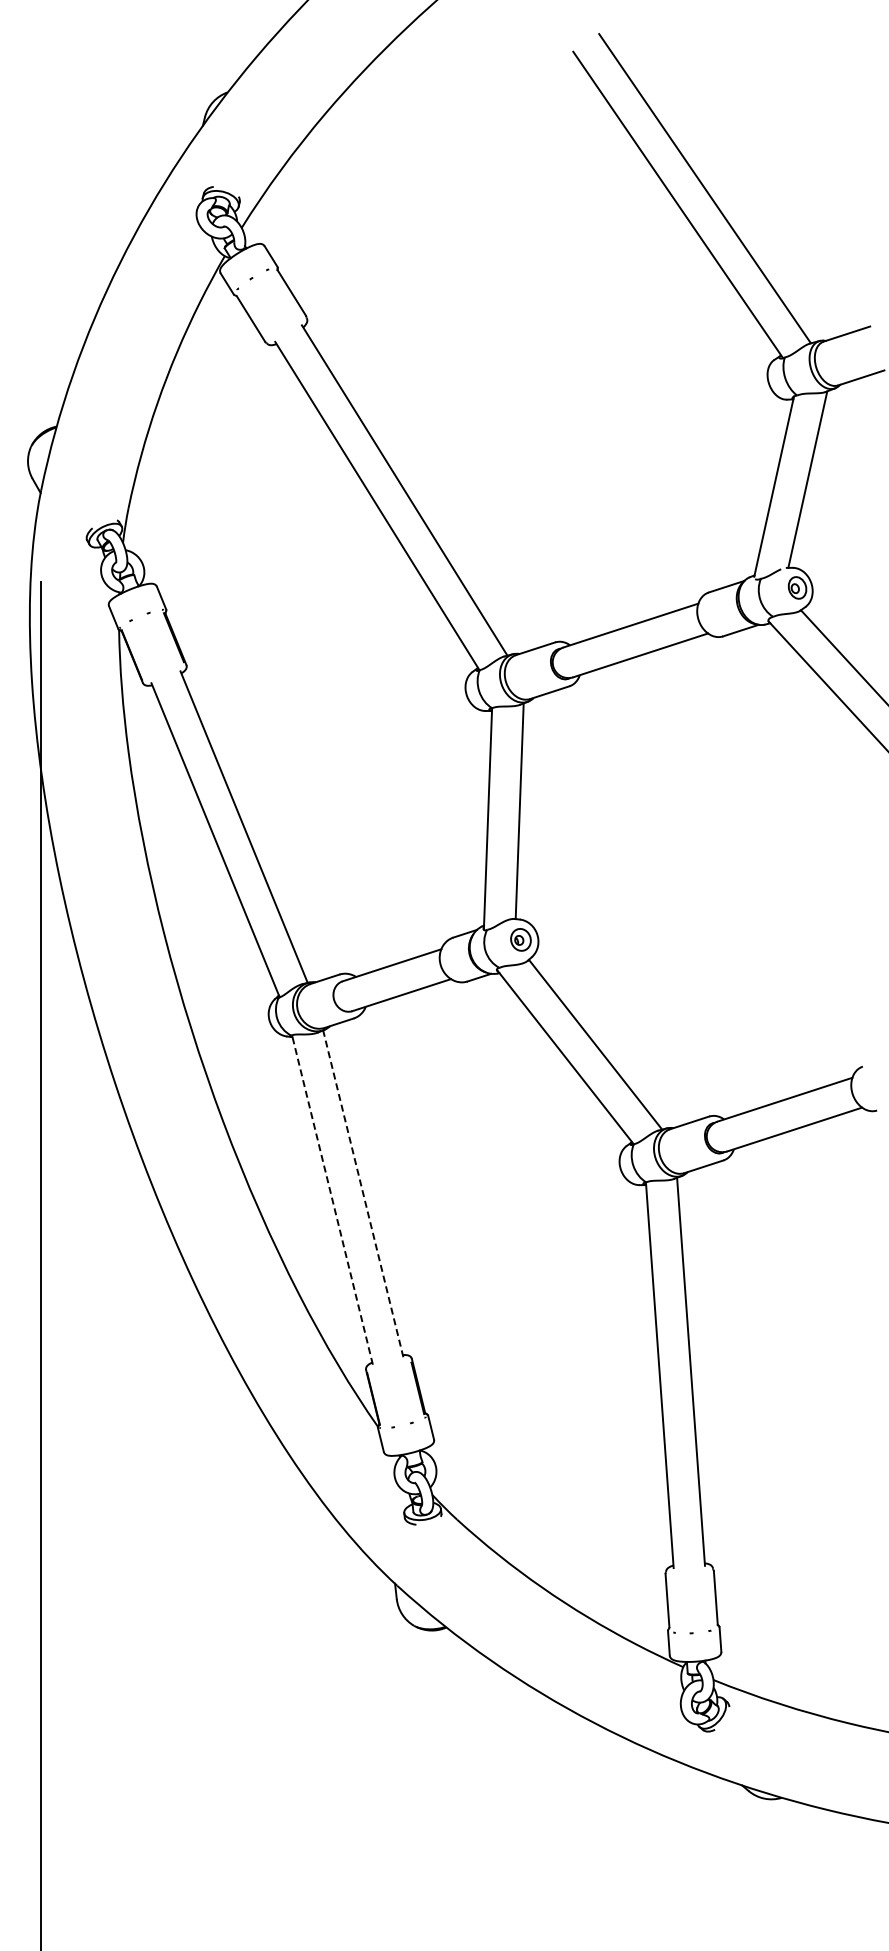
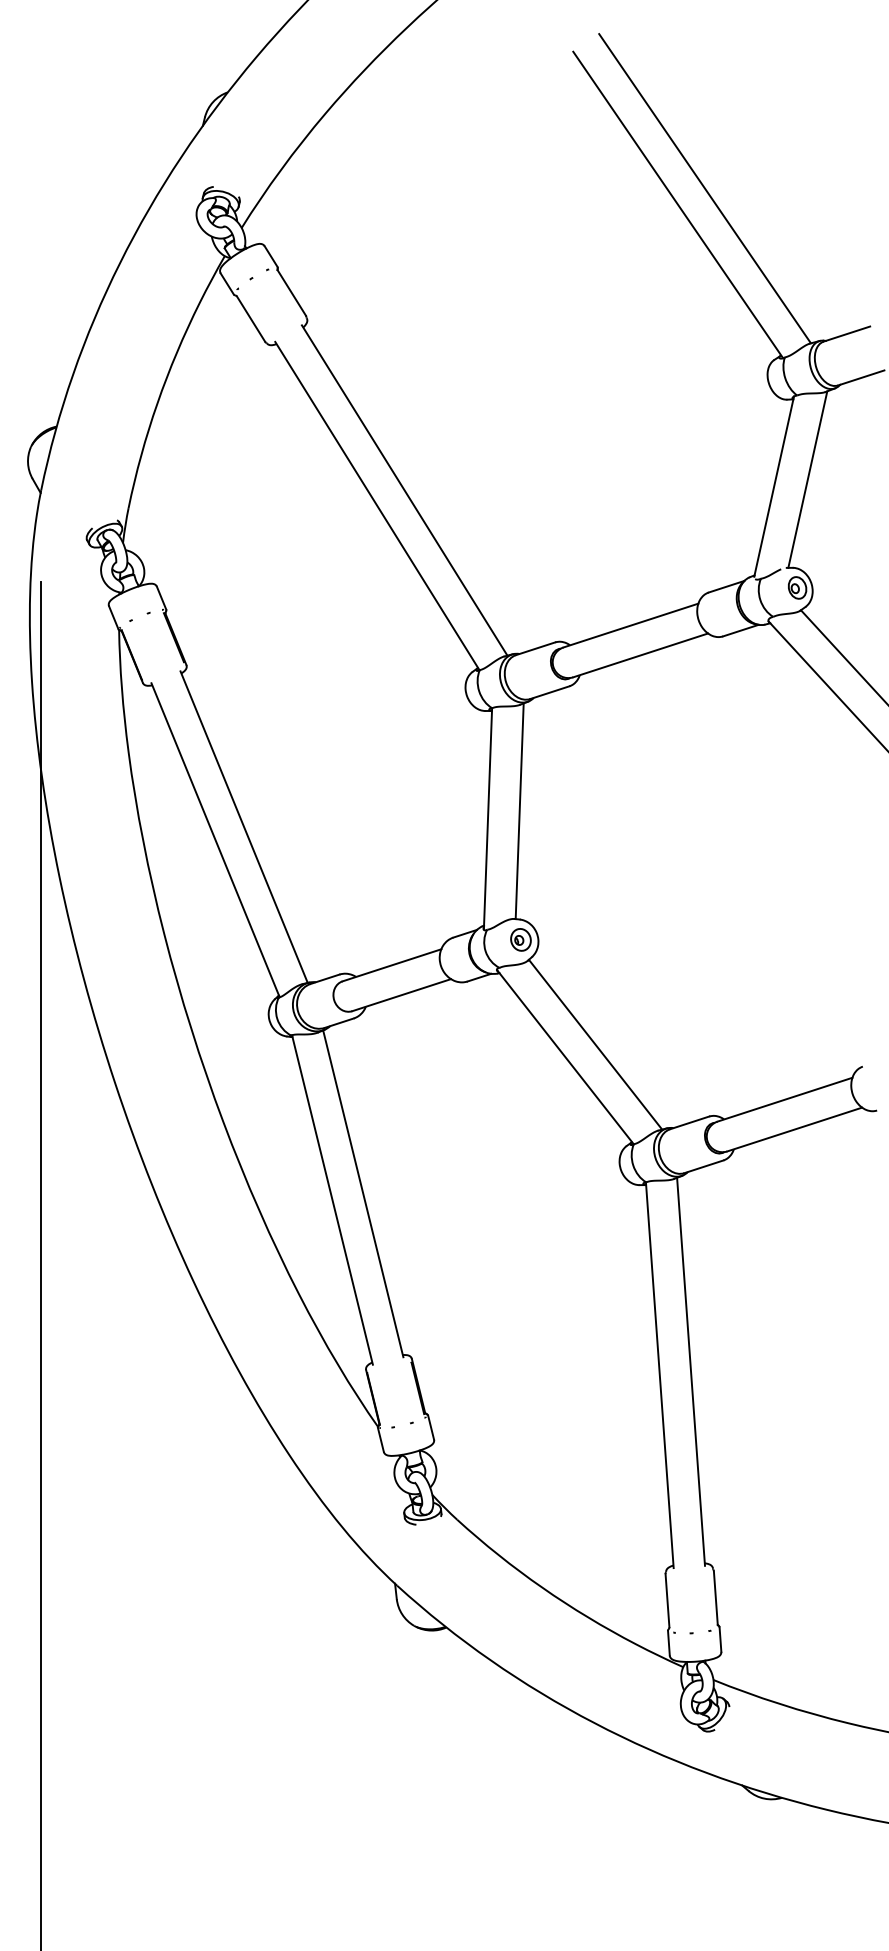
line: dashed -> solid (363, 1193)
line: dashed -> solid (332, 1200)
